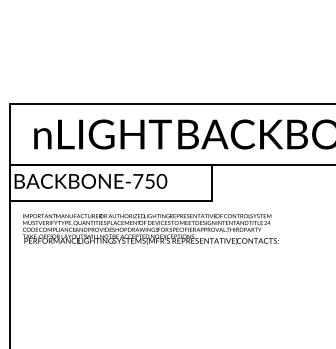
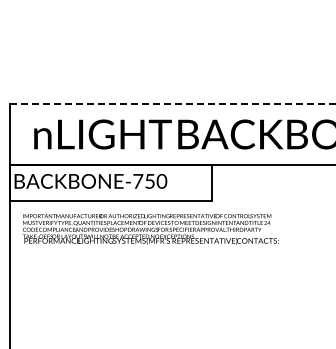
line: solid -> dashed (173, 104)
